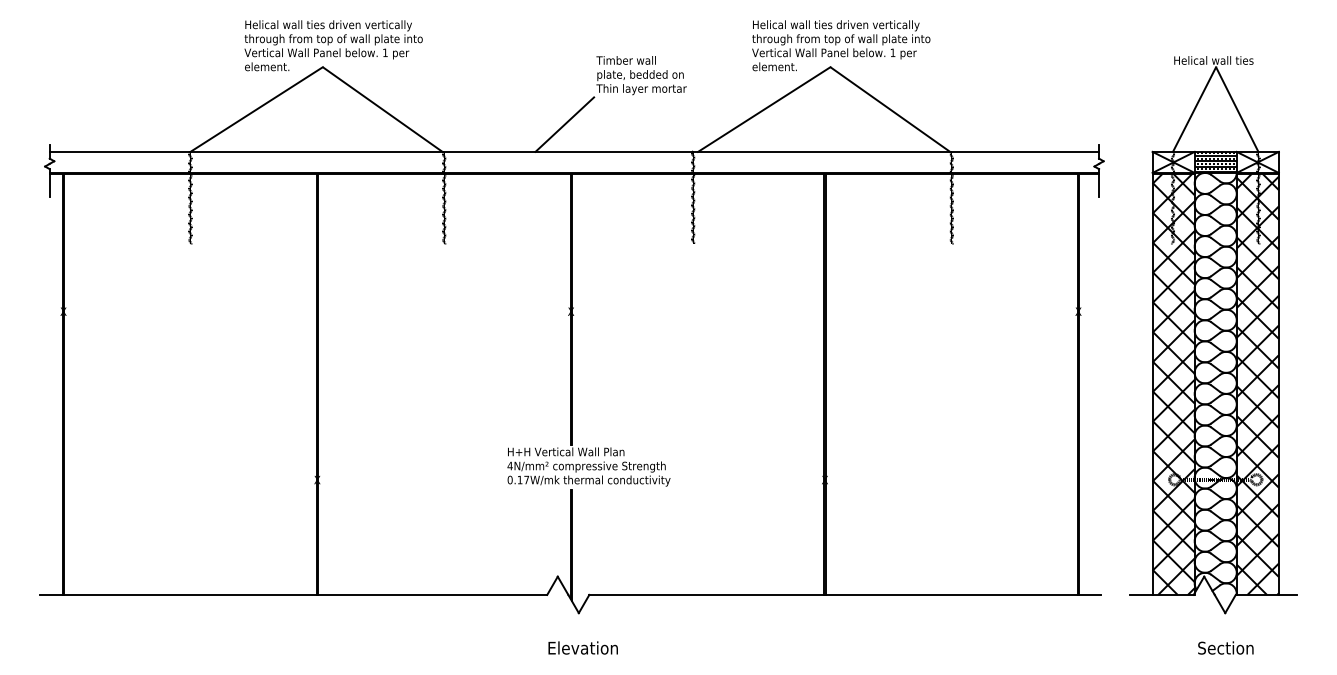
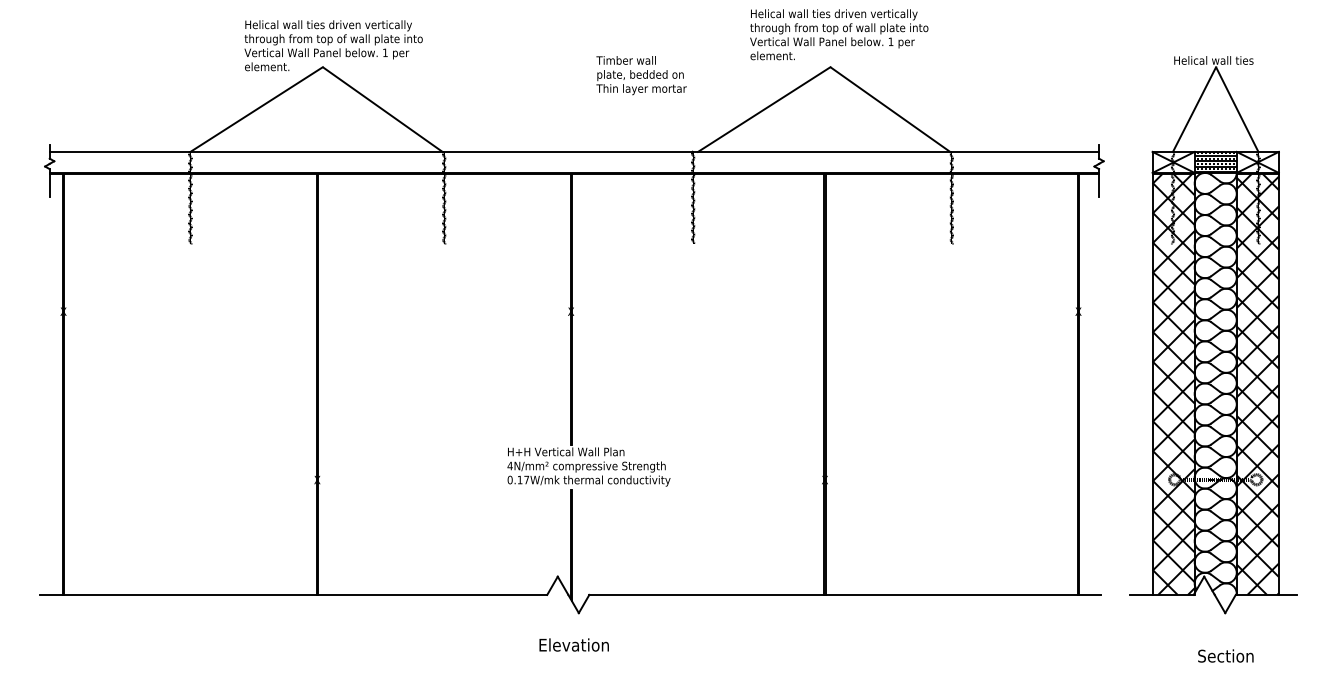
text position: (841, 45) -> (839, 34) (839, 34)
line: present -> none (564, 124)
text position: (582, 647) -> (573, 644) (573, 644)
text position: (1225, 647) -> (1225, 655) (1225, 655)
